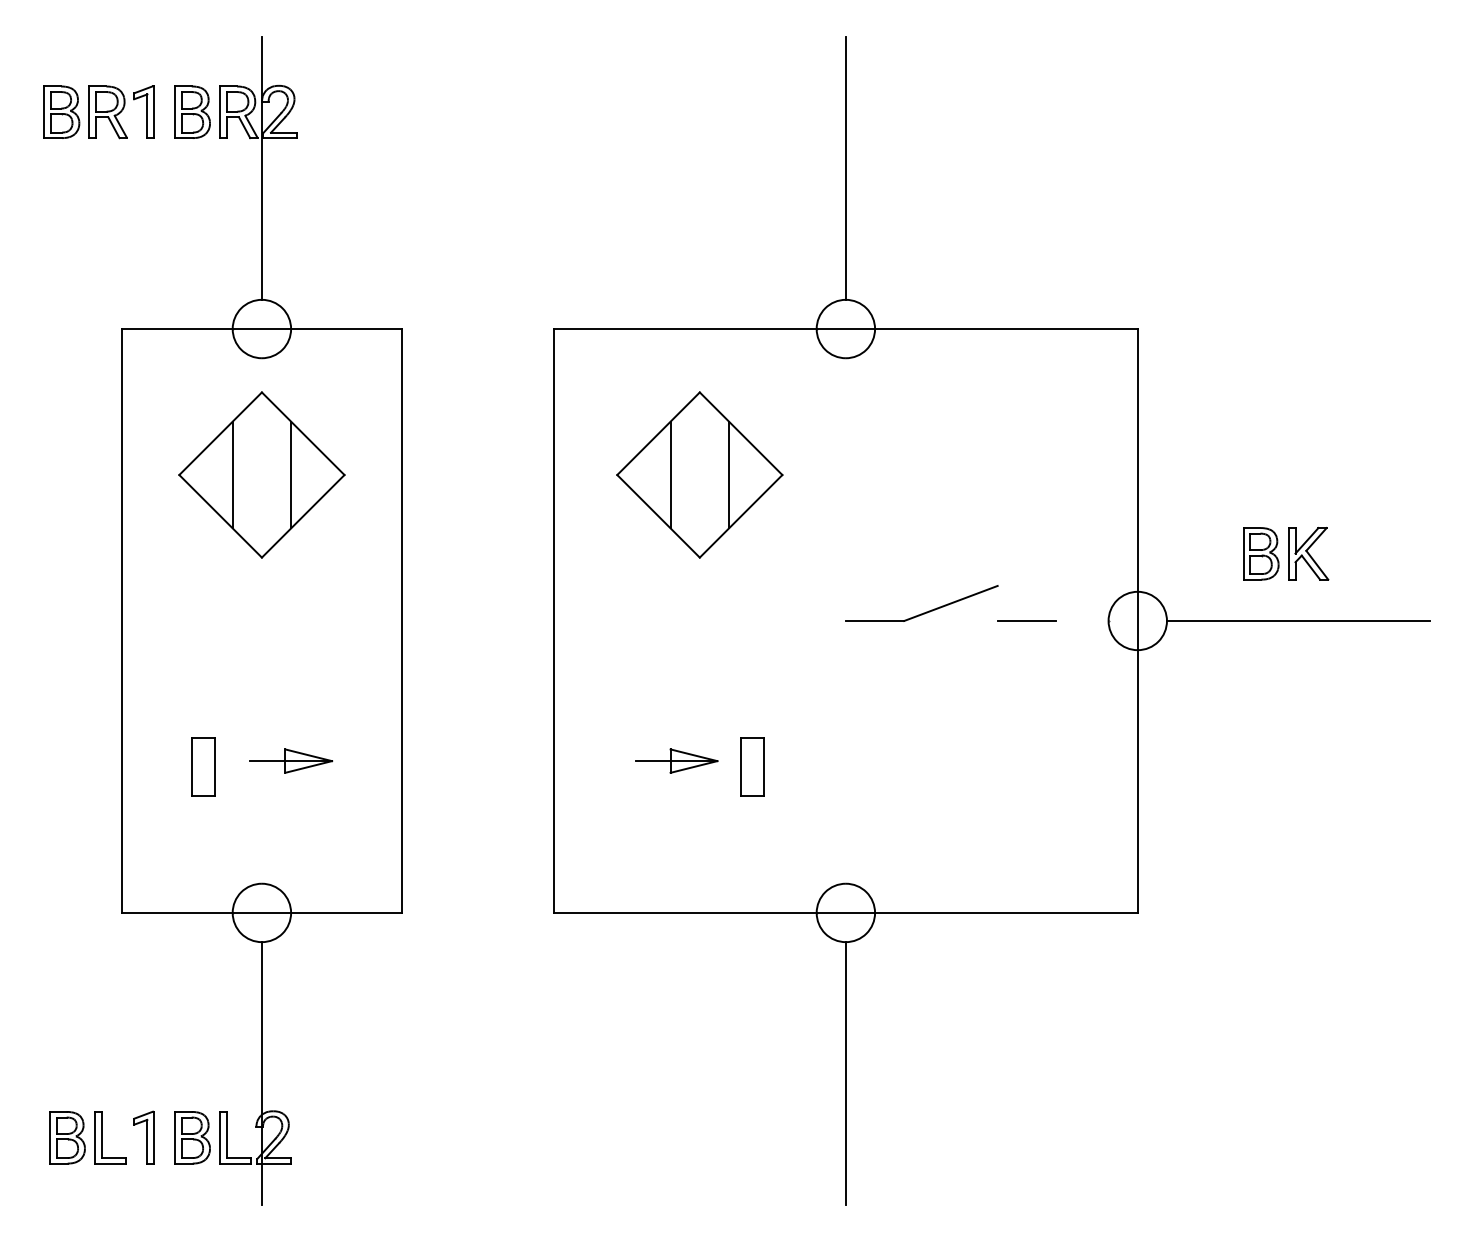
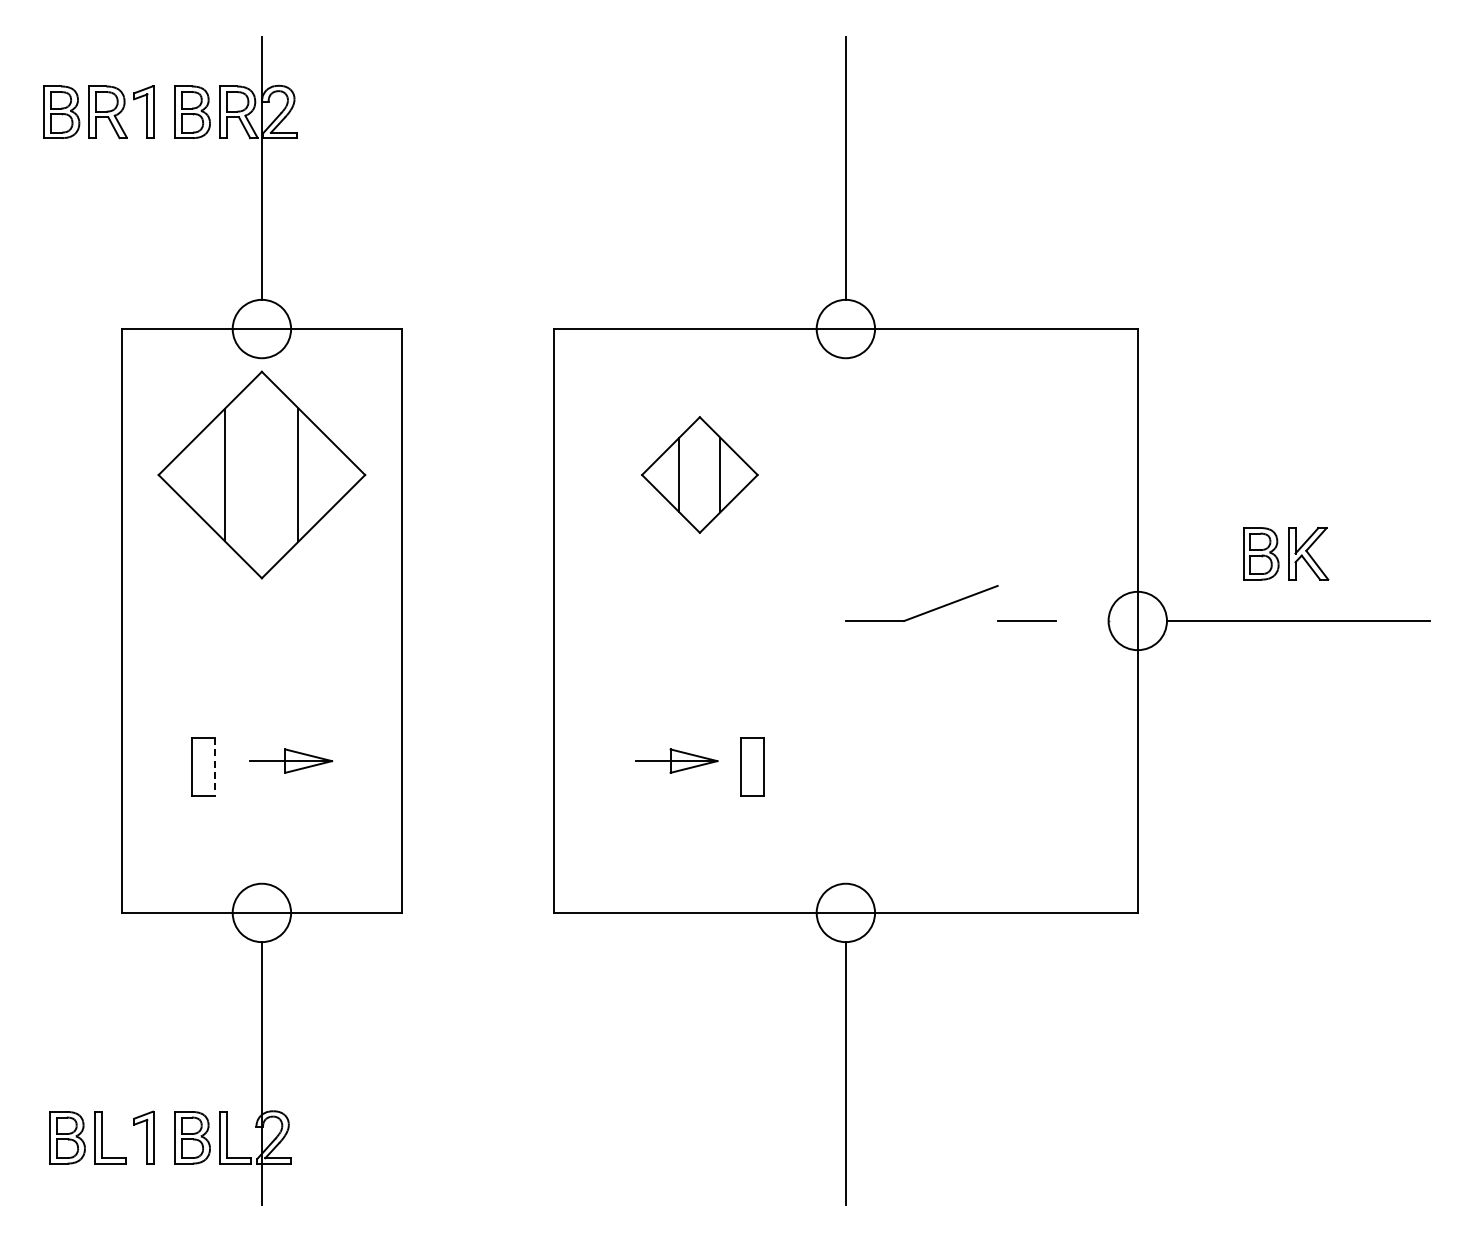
part size: 168x168 px -> 210x210 px (261, 474)
part size: 168x168 px -> 118x118 px (699, 474)
line: solid -> dashed (215, 767)
